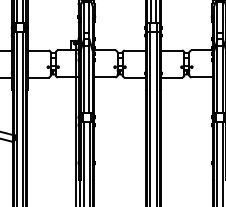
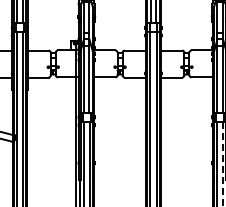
line: solid -> dashed (223, 164)
